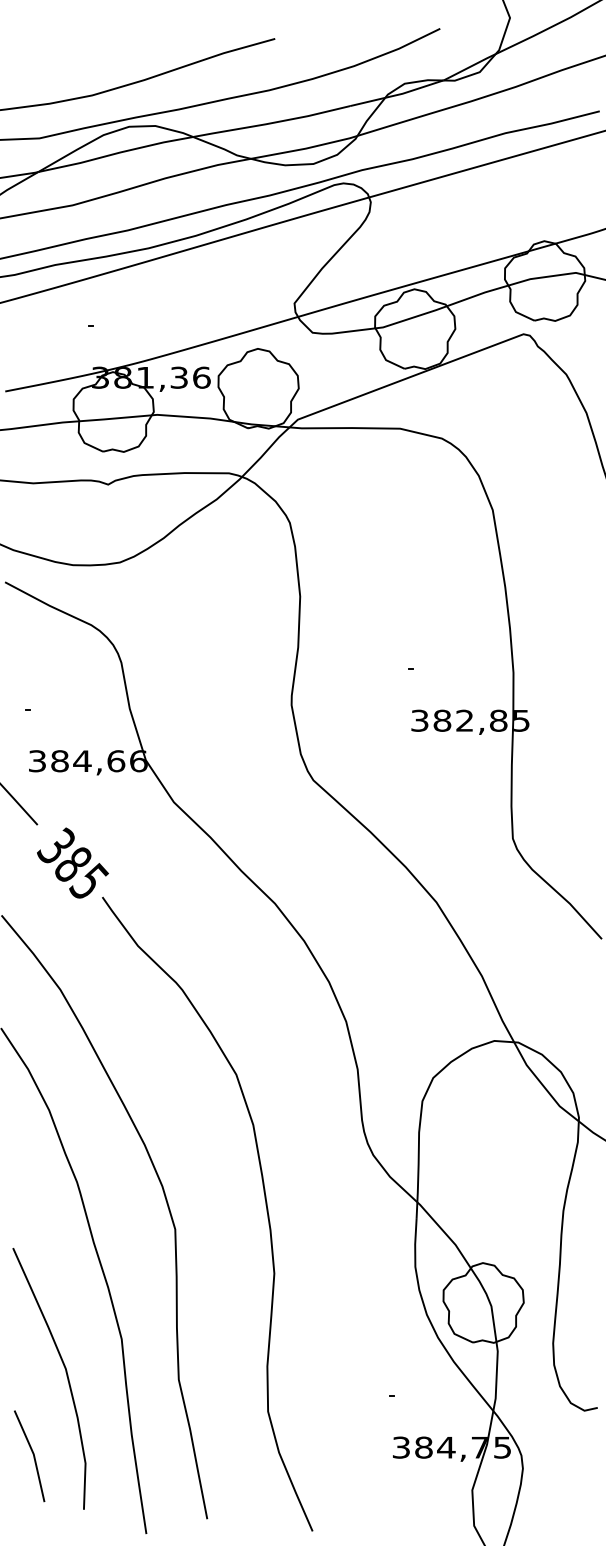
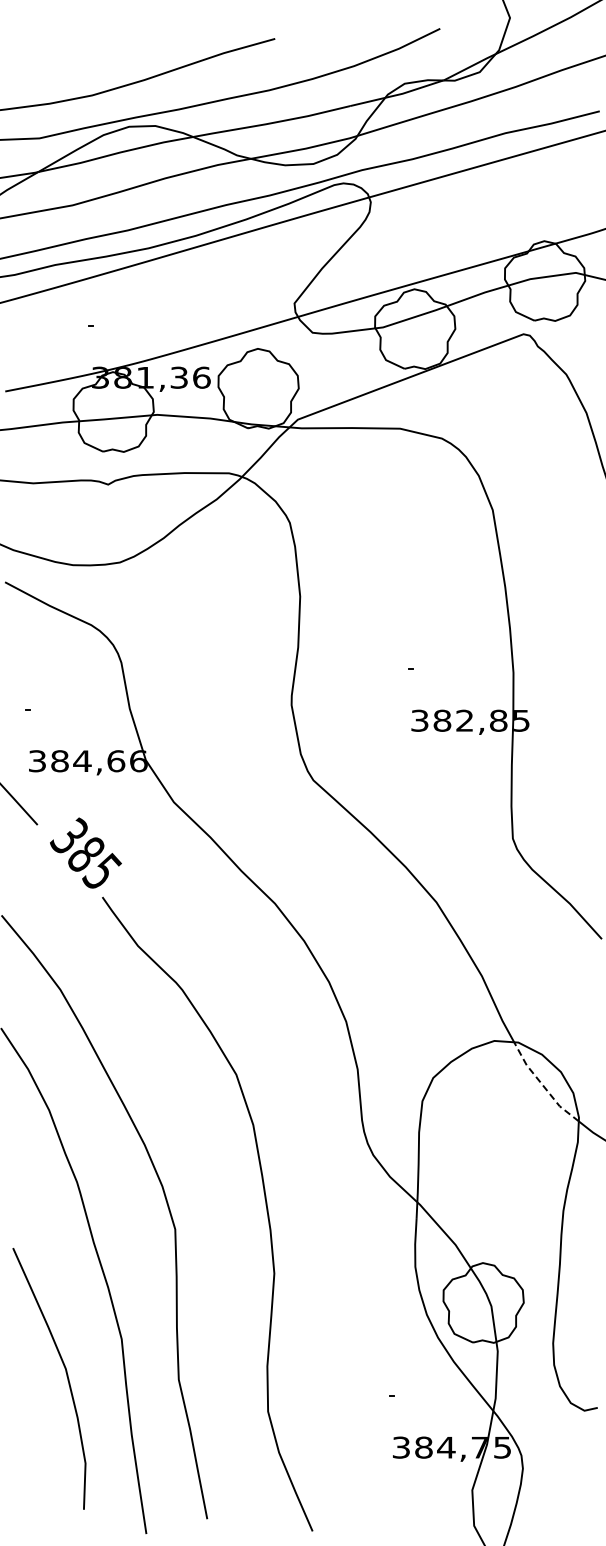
text position: (72, 862) -> (85, 852) (85, 852)
line: solid -> dashed (542, 1084)
line: present -> none (32, 1454)
